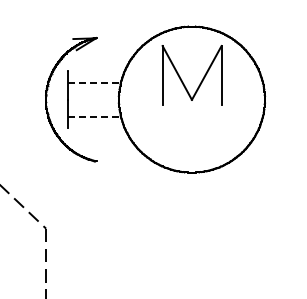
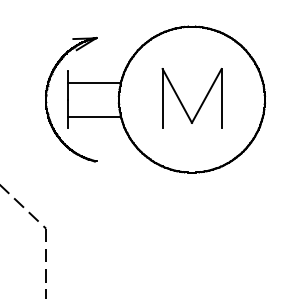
part position: (182, 80) -> (182, 103) (182, 103)
line: dashed -> solid (95, 82)
line: dashed -> solid (95, 116)
